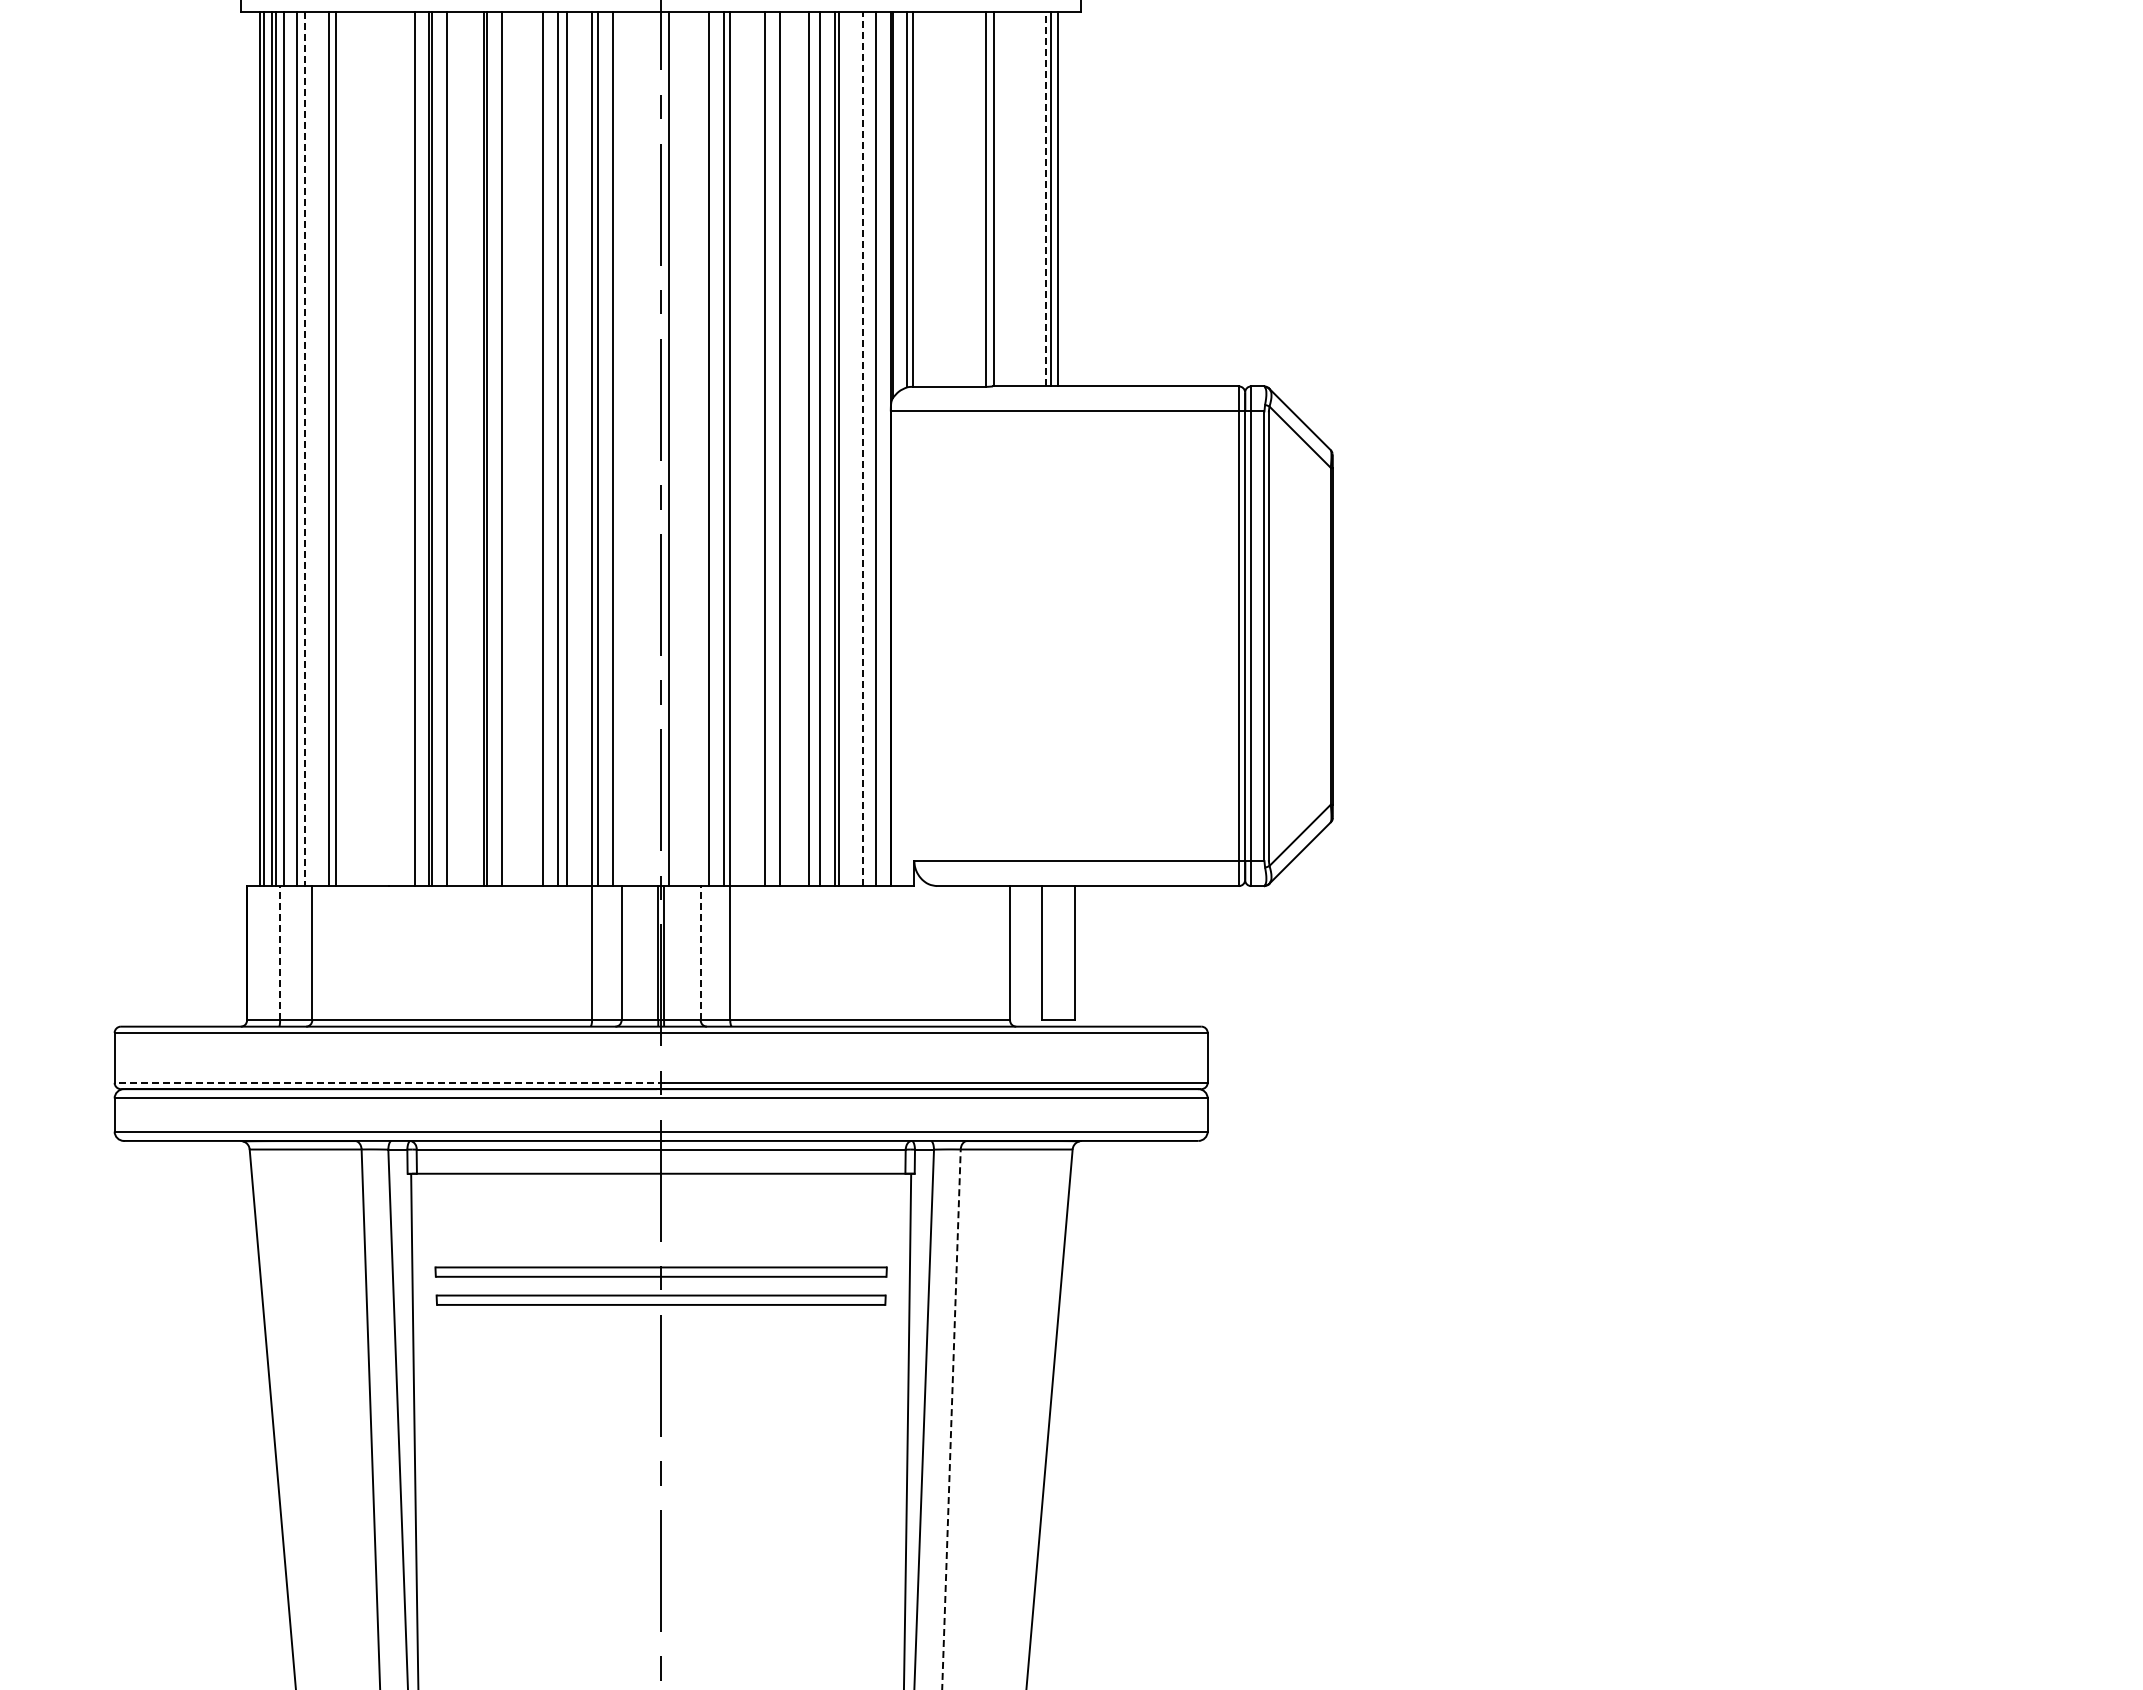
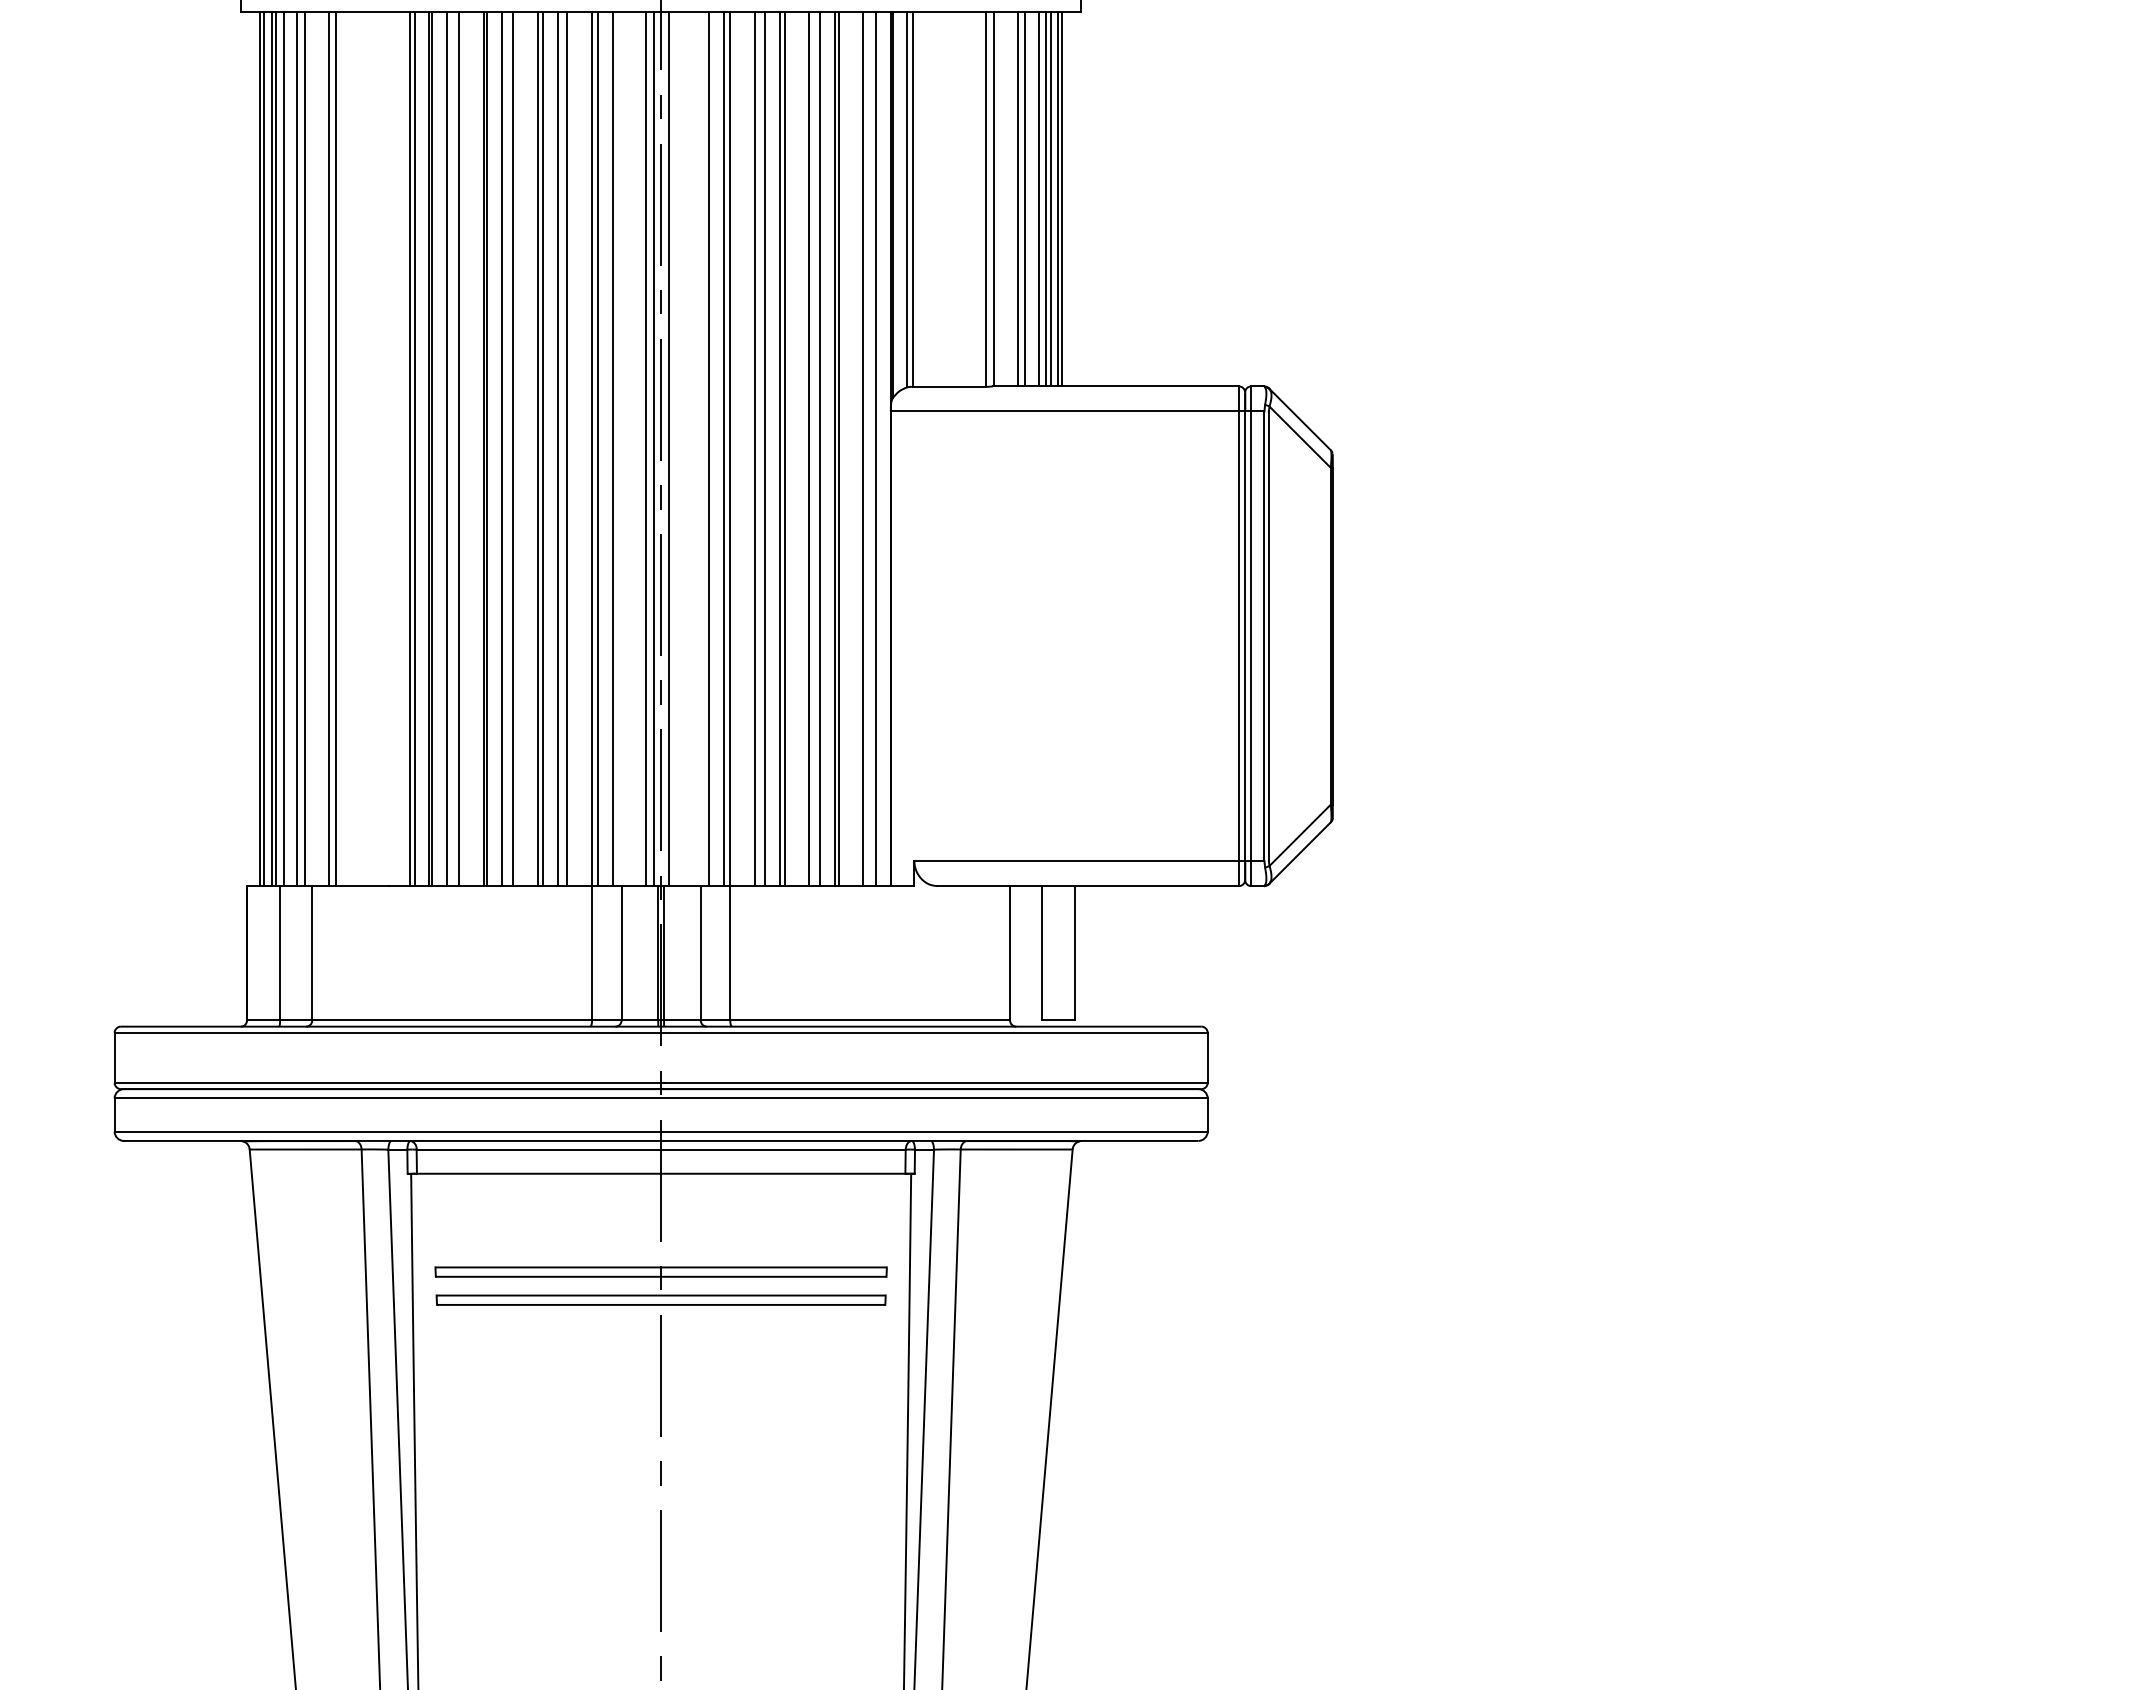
line: none -> present (1017, 198)
line: none -> present (1025, 198)
line: none -> present (1038, 198)
line: dashed -> solid (1046, 198)
line: none -> present (1062, 198)
line: none -> present (409, 448)
line: none -> present (458, 448)
line: none -> present (513, 448)
line: none -> present (537, 448)
line: none -> present (646, 448)
line: none -> present (653, 448)
line: none -> present (754, 448)
line: none -> present (784, 448)
line: dashed -> solid (863, 448)
line: dashed -> solid (304, 449)
line: dashed -> solid (280, 952)
line: dashed -> solid (700, 952)
line: dashed -> solid (389, 1082)
line: dashed -> solid (951, 1419)
